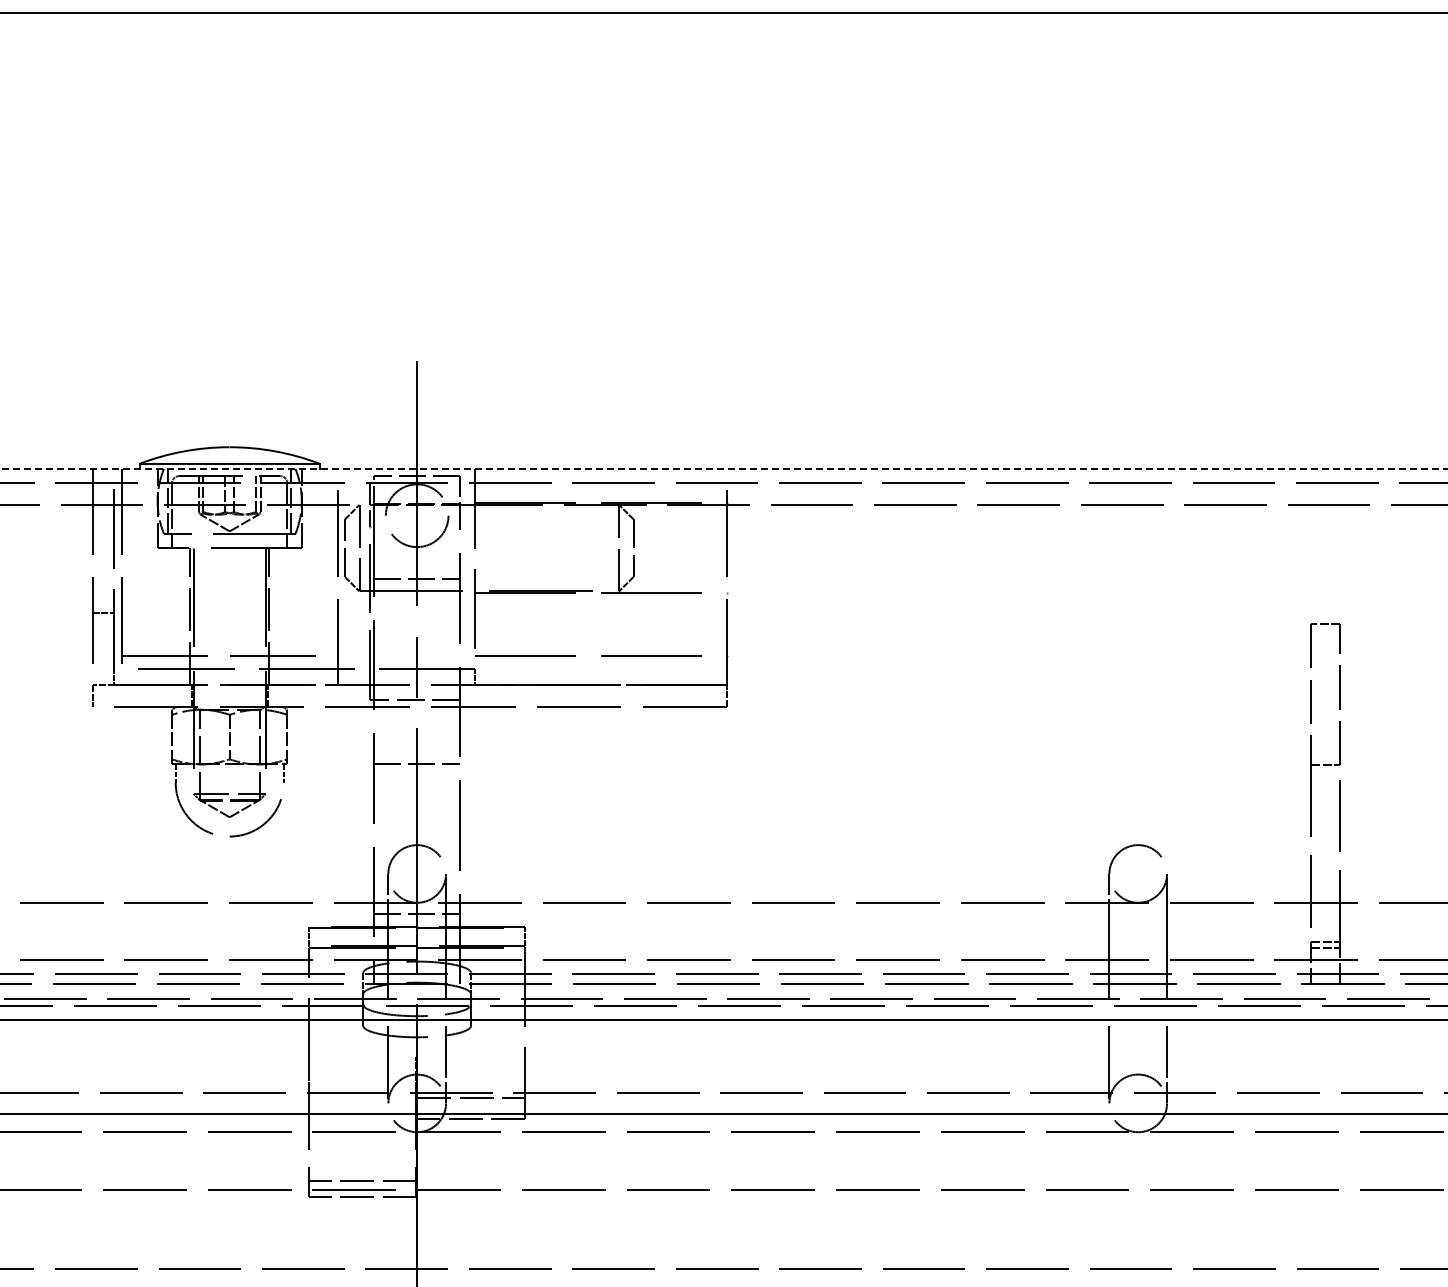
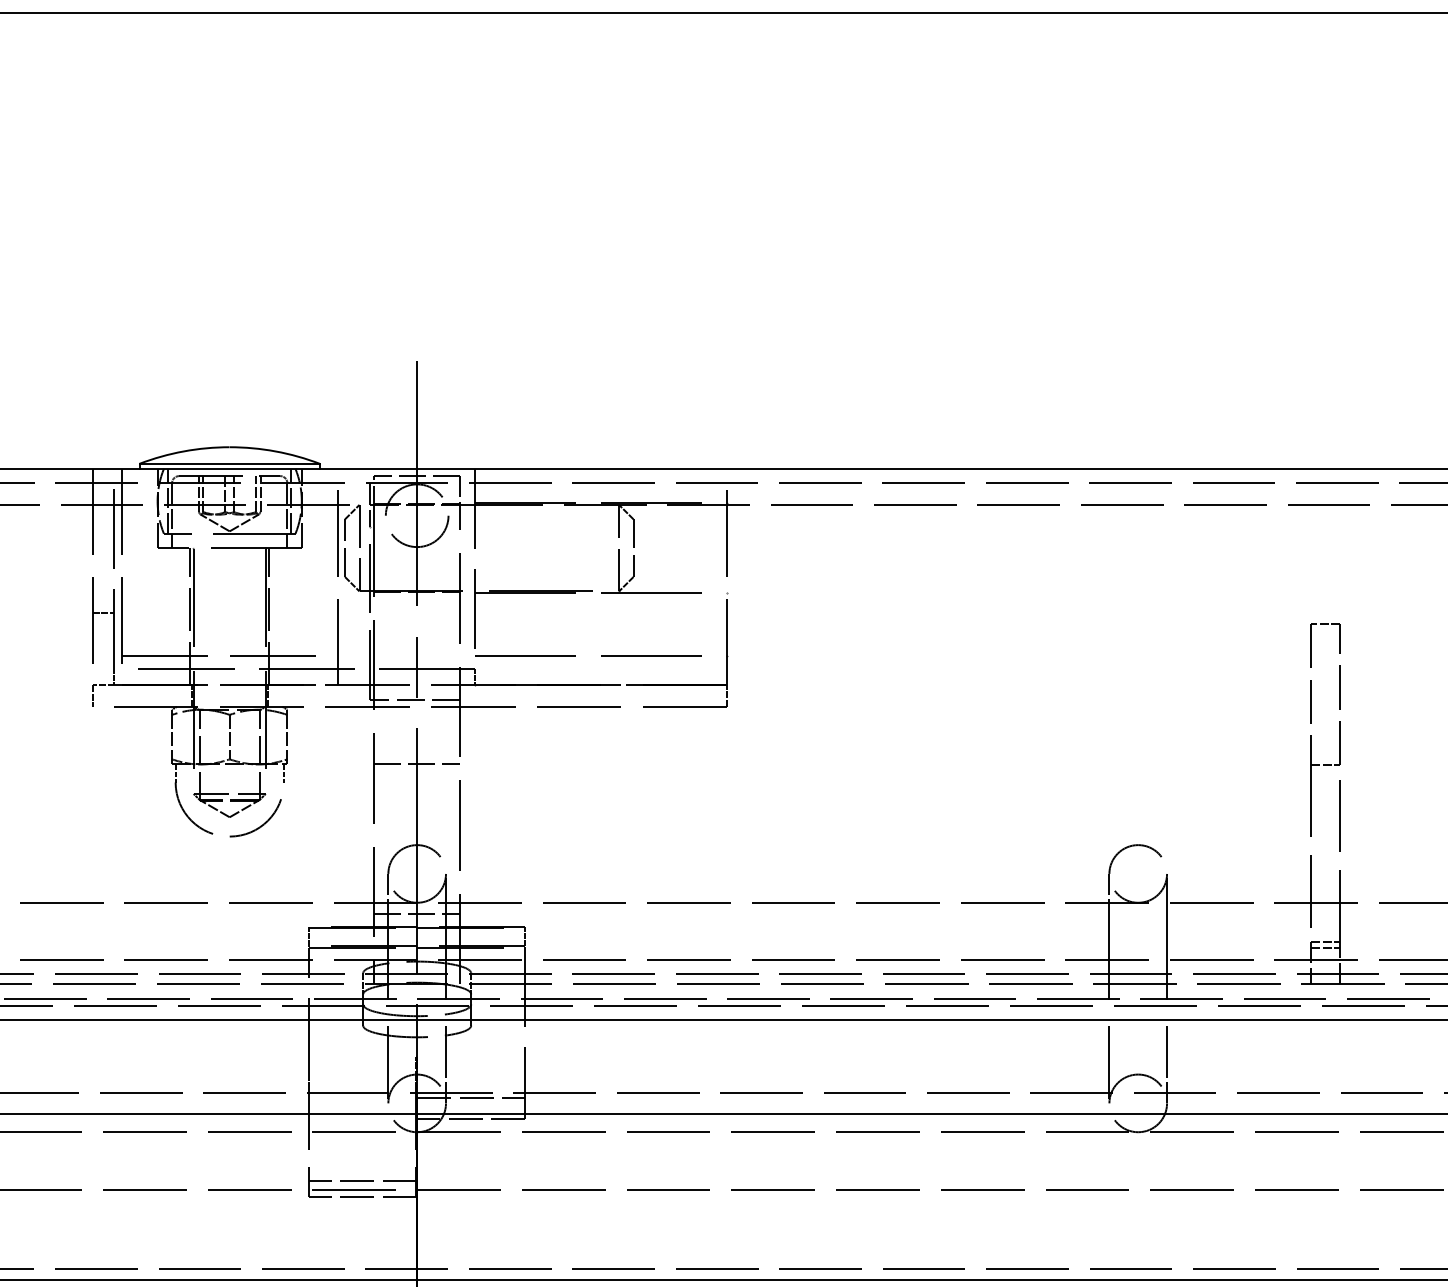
line: dashed -> solid (724, 468)
line position: (416, 579) -> (416, 592) (416, 592)
line: none -> present (723, 1280)
